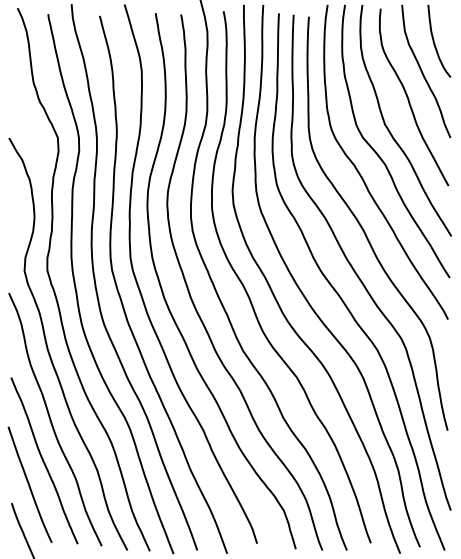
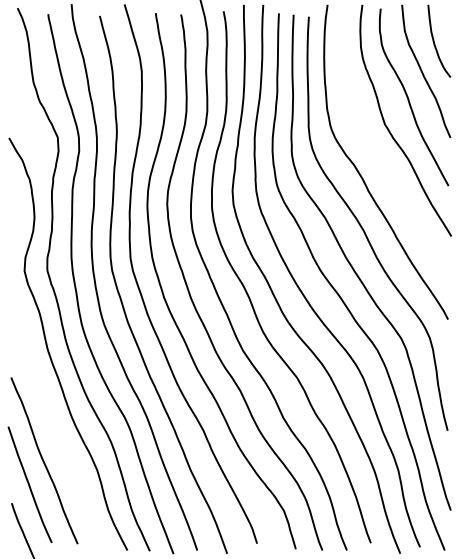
curve: present -> none (377, 152)
curve: present -> none (51, 419)
